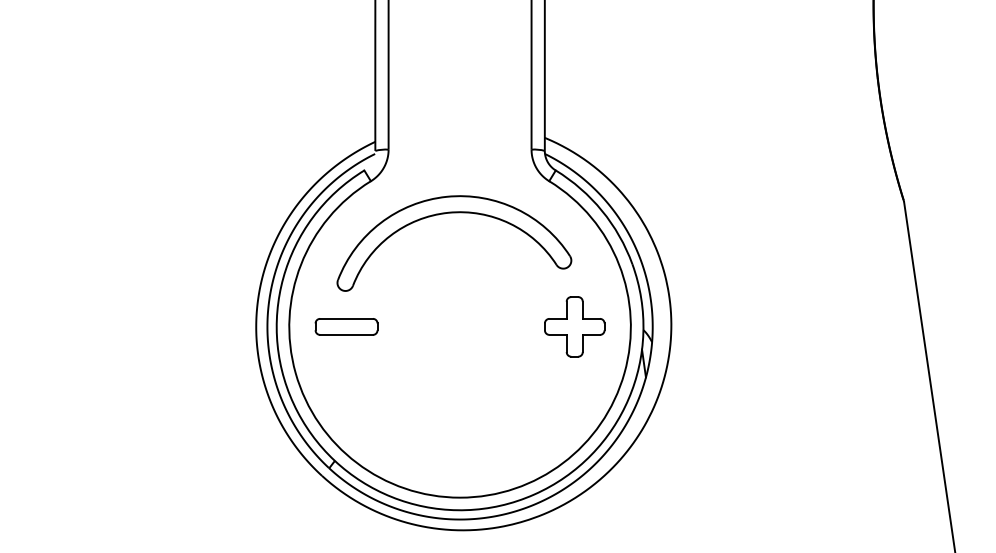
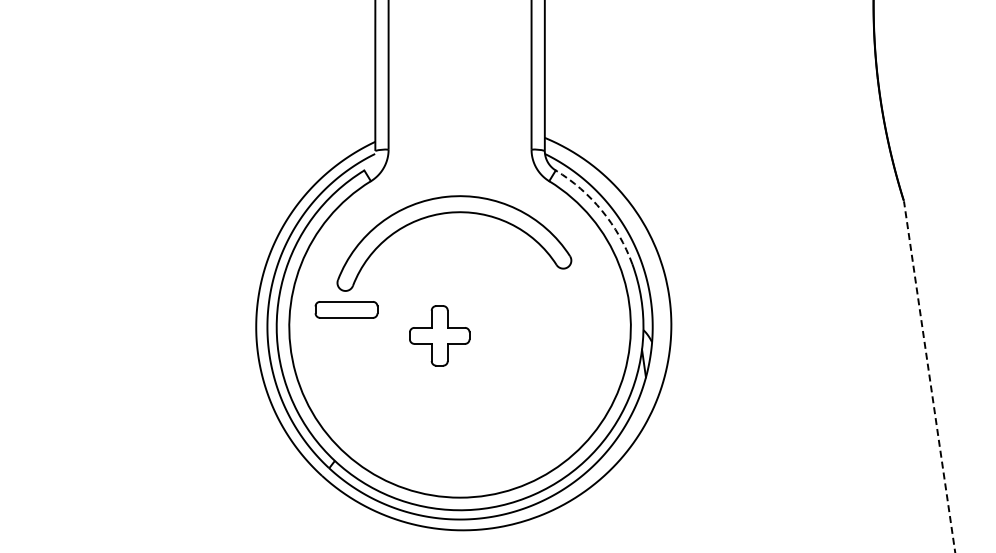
arc: solid -> dashed (602, 210)
part position: (346, 326) -> (346, 309) (346, 309)
part position: (574, 326) -> (439, 335) (439, 335)
line: solid -> dashed (929, 376)
